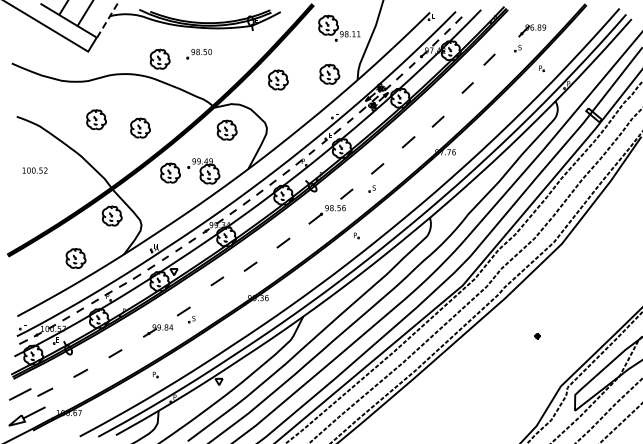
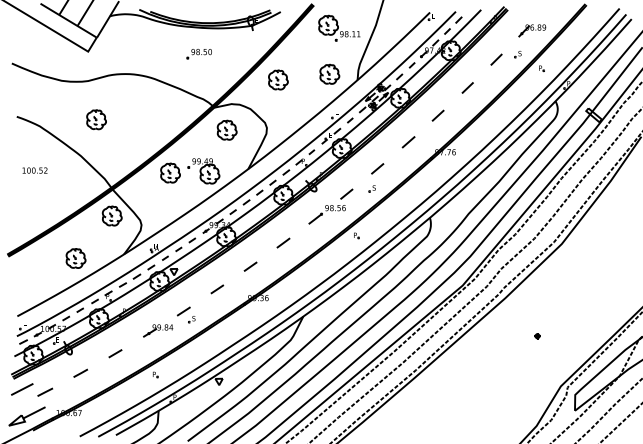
line: dashed -> solid (108, 19)
part position: (517, 48) -> (517, 54) (517, 54)
part: present -> none (159, 58)
line position: (489, 59) -> (496, 59) (496, 59)
line position: (437, 121) -> (437, 115) (437, 115)
part: present -> none (140, 127)
line position: (217, 281) -> (217, 289) (217, 289)
line position: (20, 394) -> (22, 389) (22, 389)
